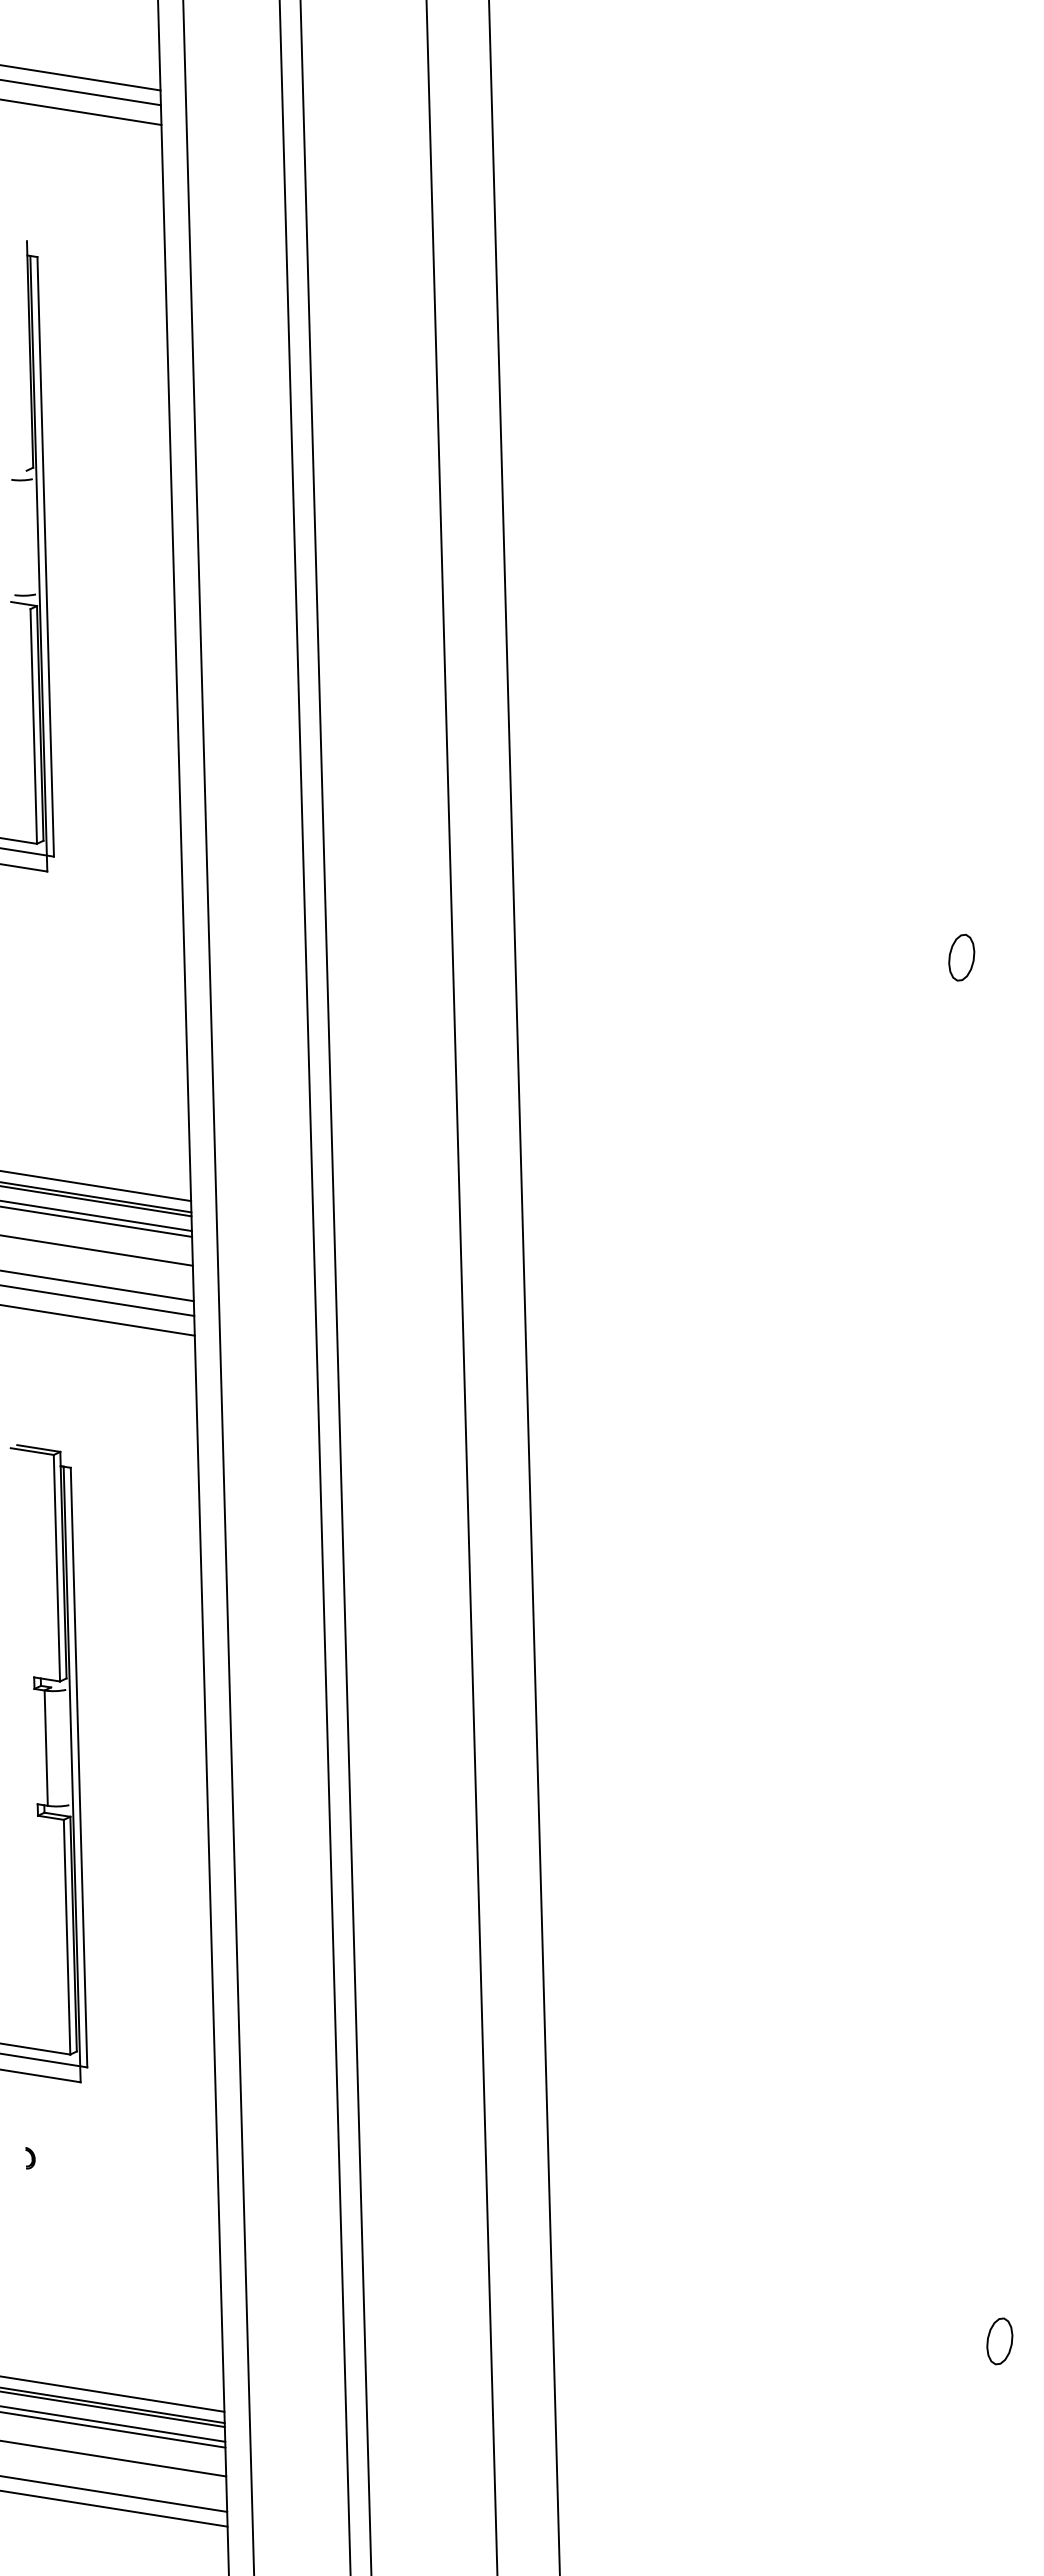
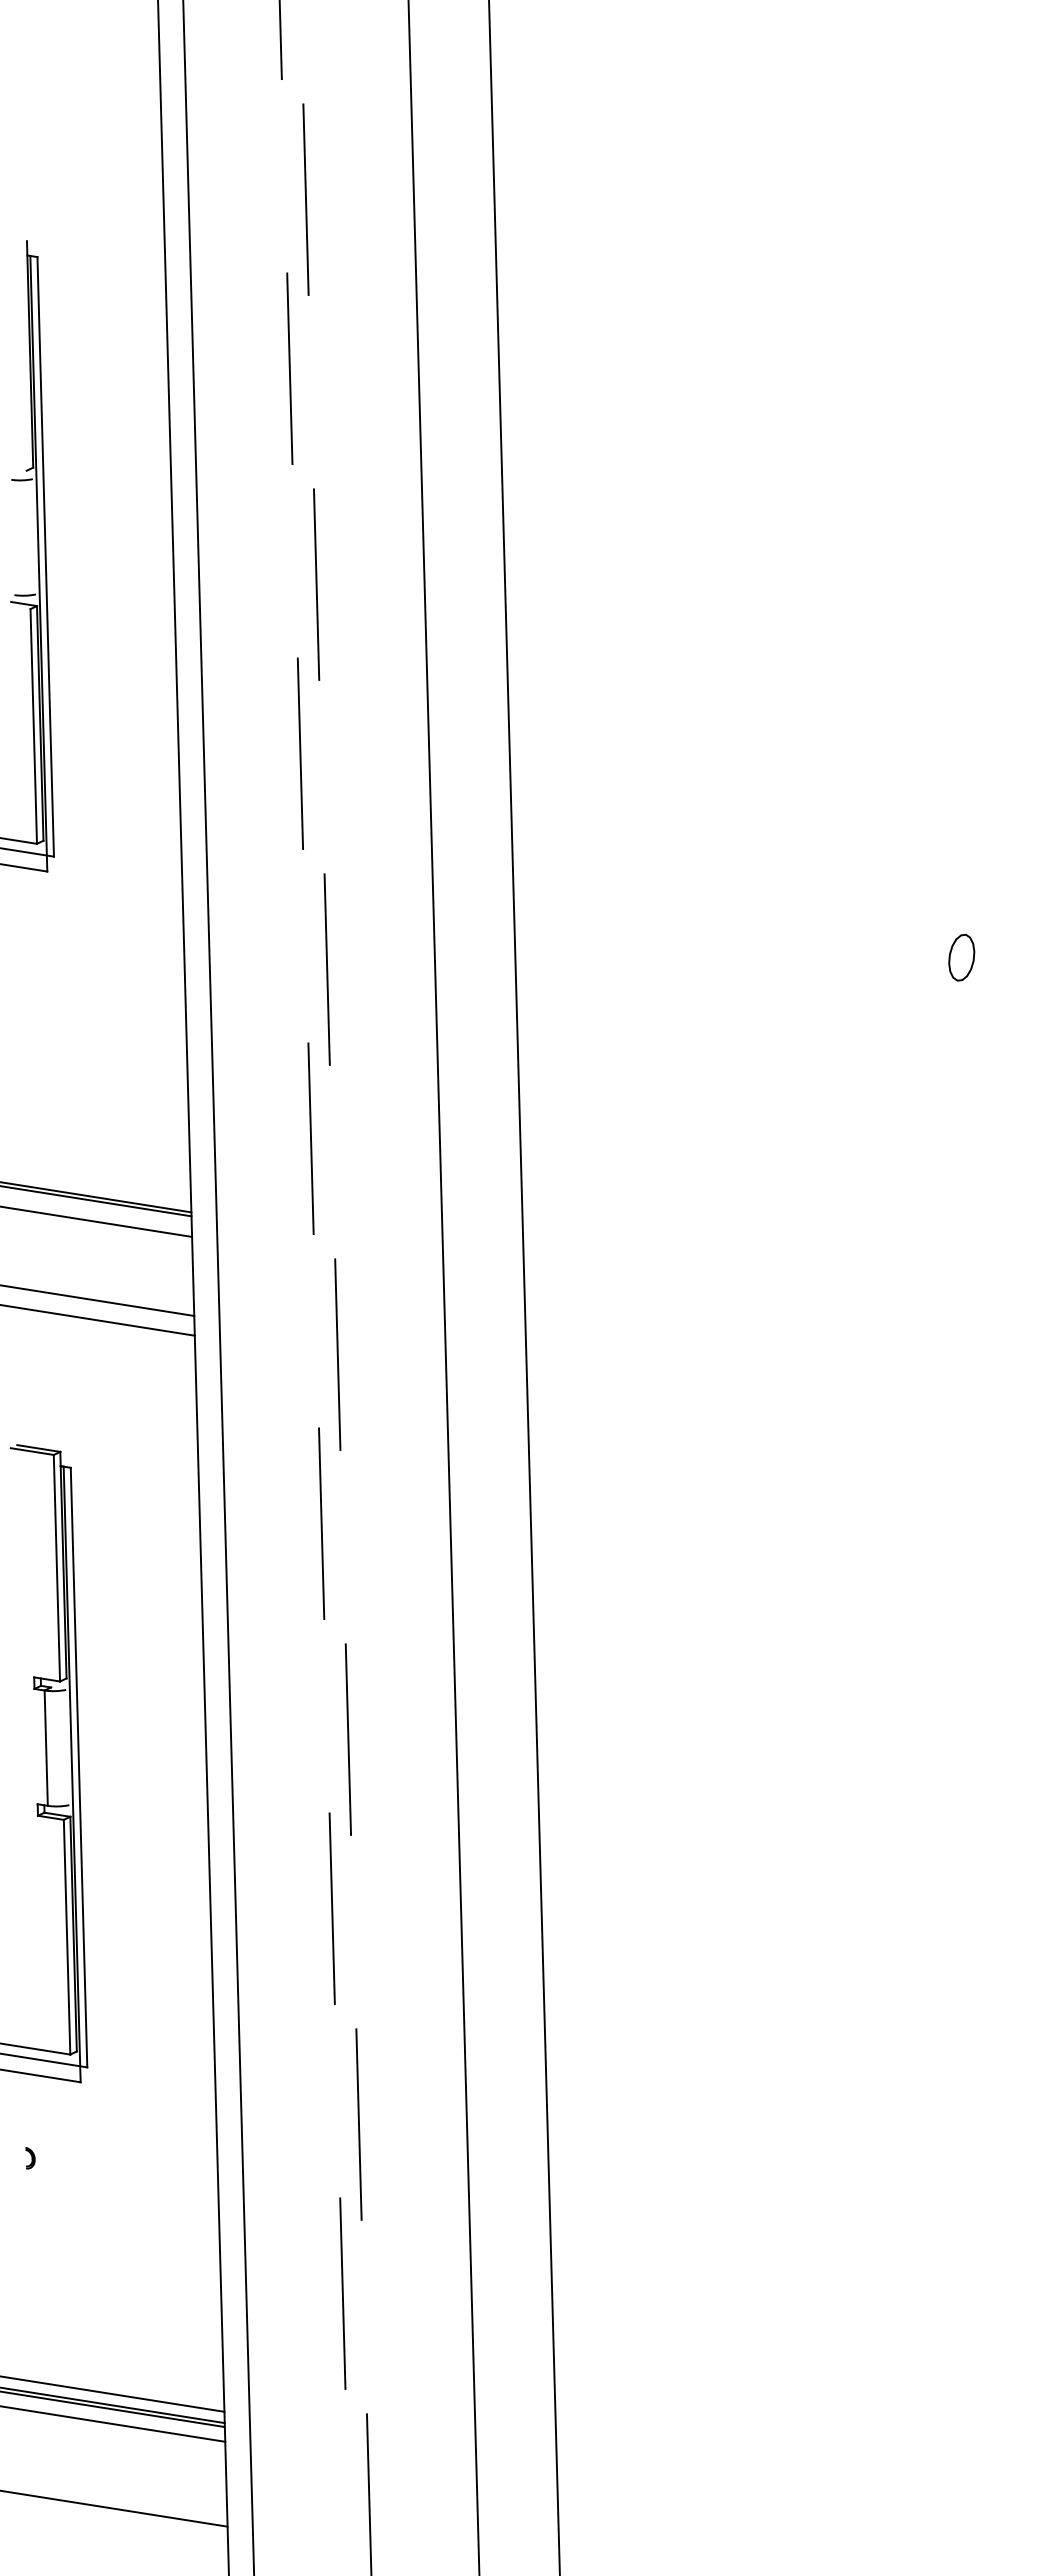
line: present -> none (81, 77)
line: present -> none (81, 92)
line: present -> none (81, 111)
line: present -> none (96, 1186)
line: present -> none (96, 1216)
line: present -> none (97, 1250)
line: present -> none (97, 1285)
line position: (461, 1287) -> (443, 1287) (443, 1287)
line: solid -> dashed (315, 1288)
line: solid -> dashed (335, 1288)
part: present -> none (999, 2341)
line: present -> none (113, 2429)
line: present -> none (114, 2458)
line: present -> none (114, 2493)
